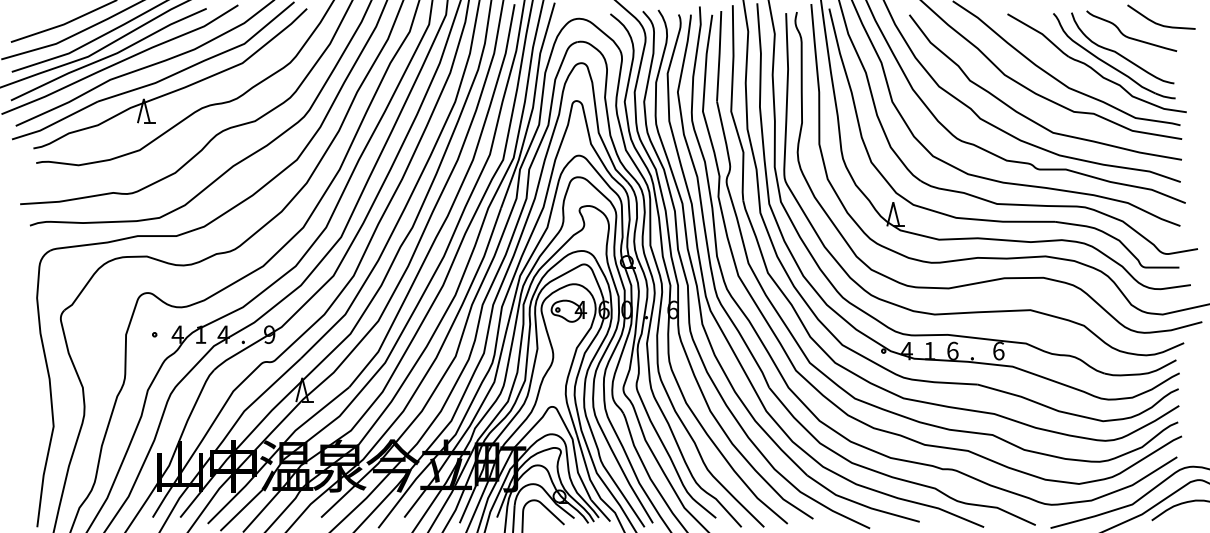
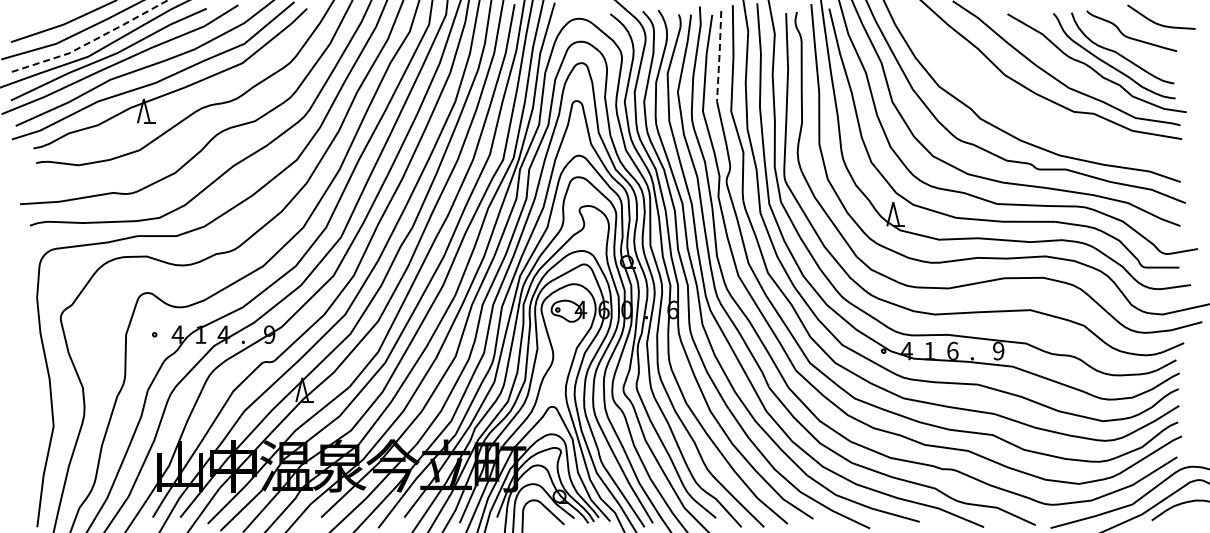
line: solid -> dashed (92, 41)
line: solid -> dashed (719, 56)
curve: present -> none (1025, 115)
text: 6 -> 9 (998, 350)
